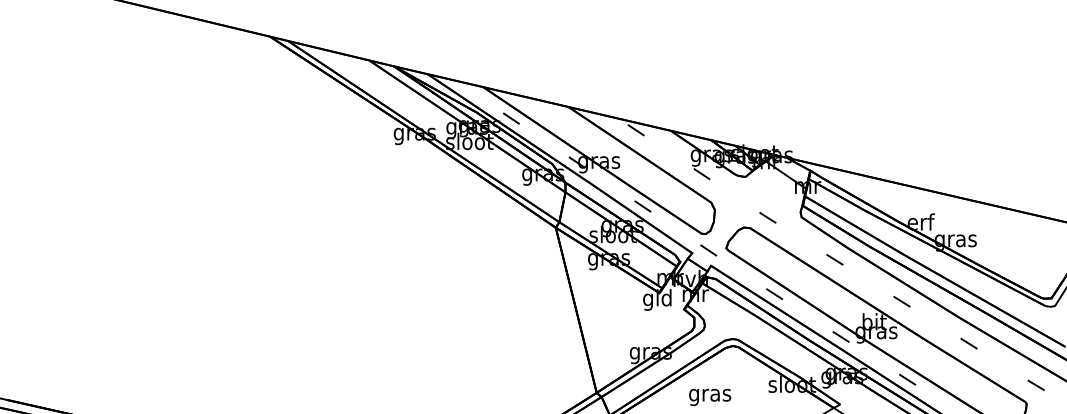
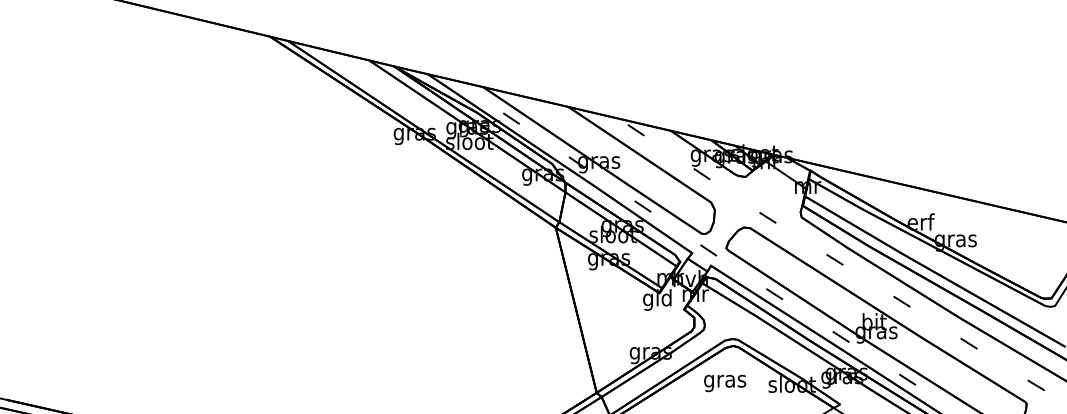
text position: (710, 397) -> (725, 383) (725, 383)
